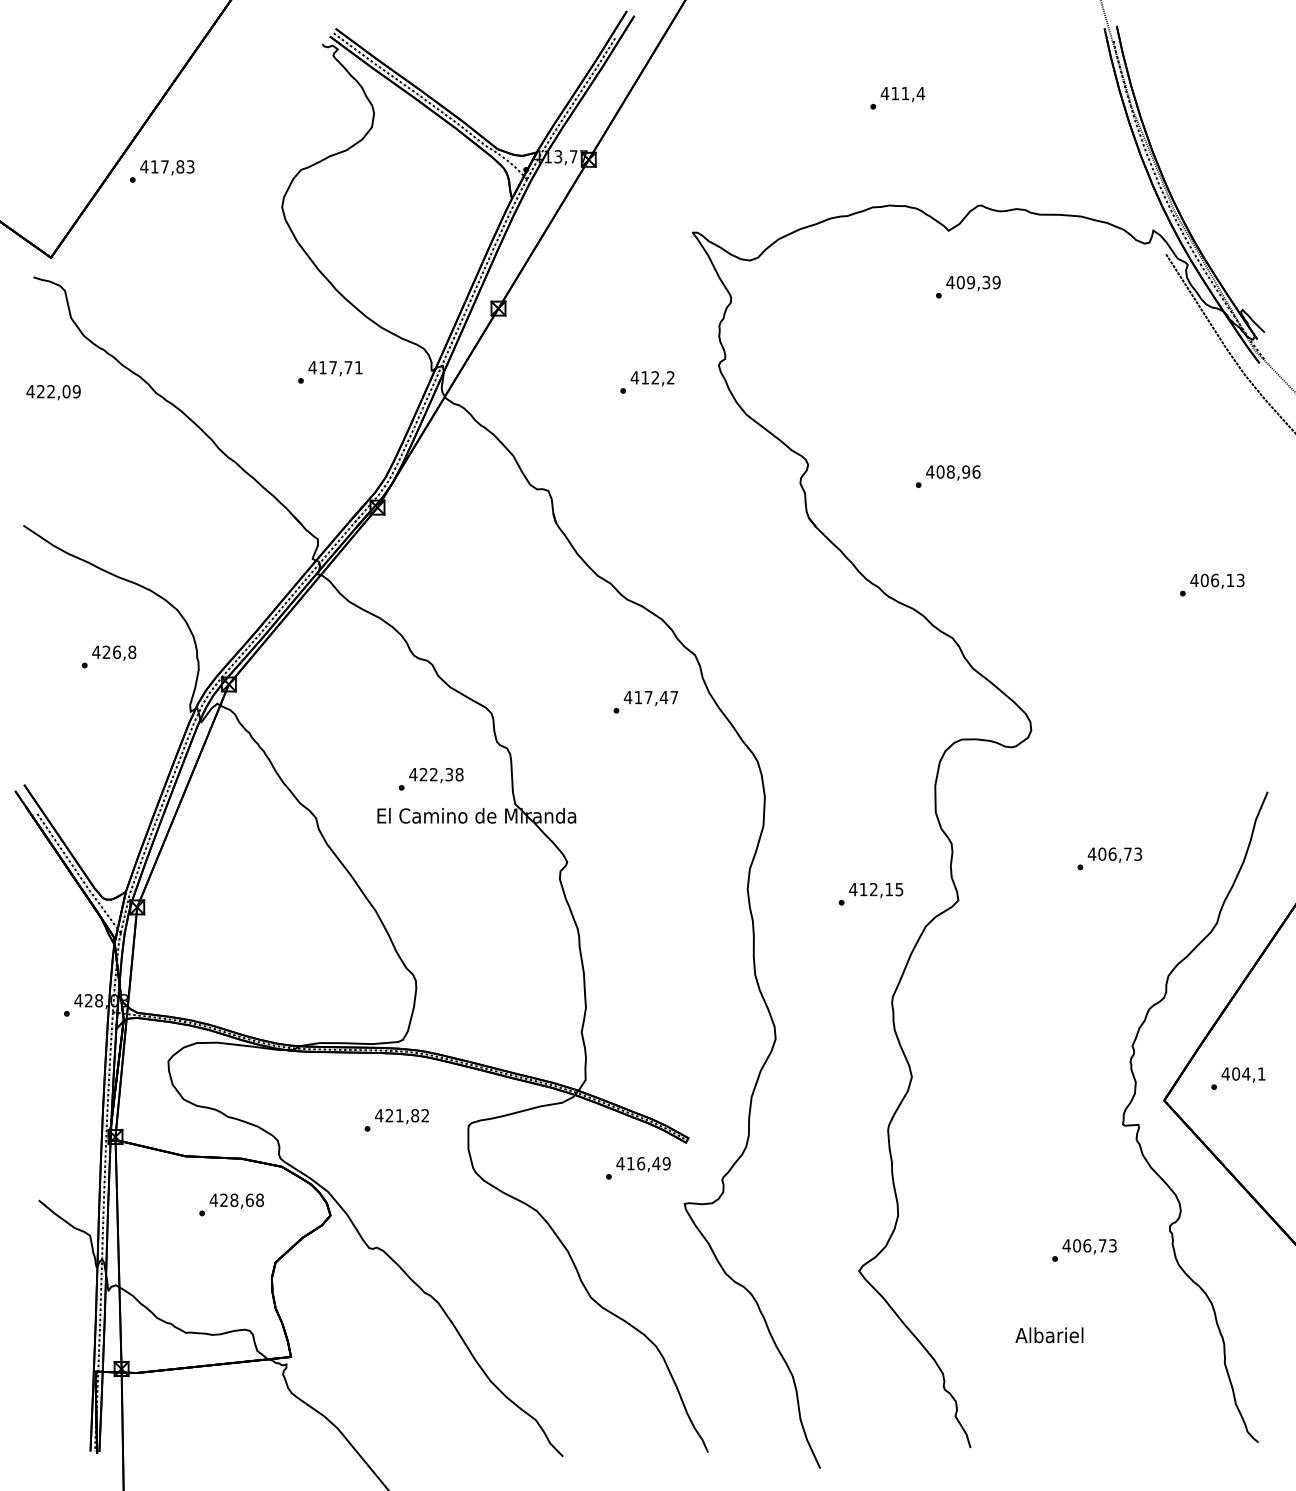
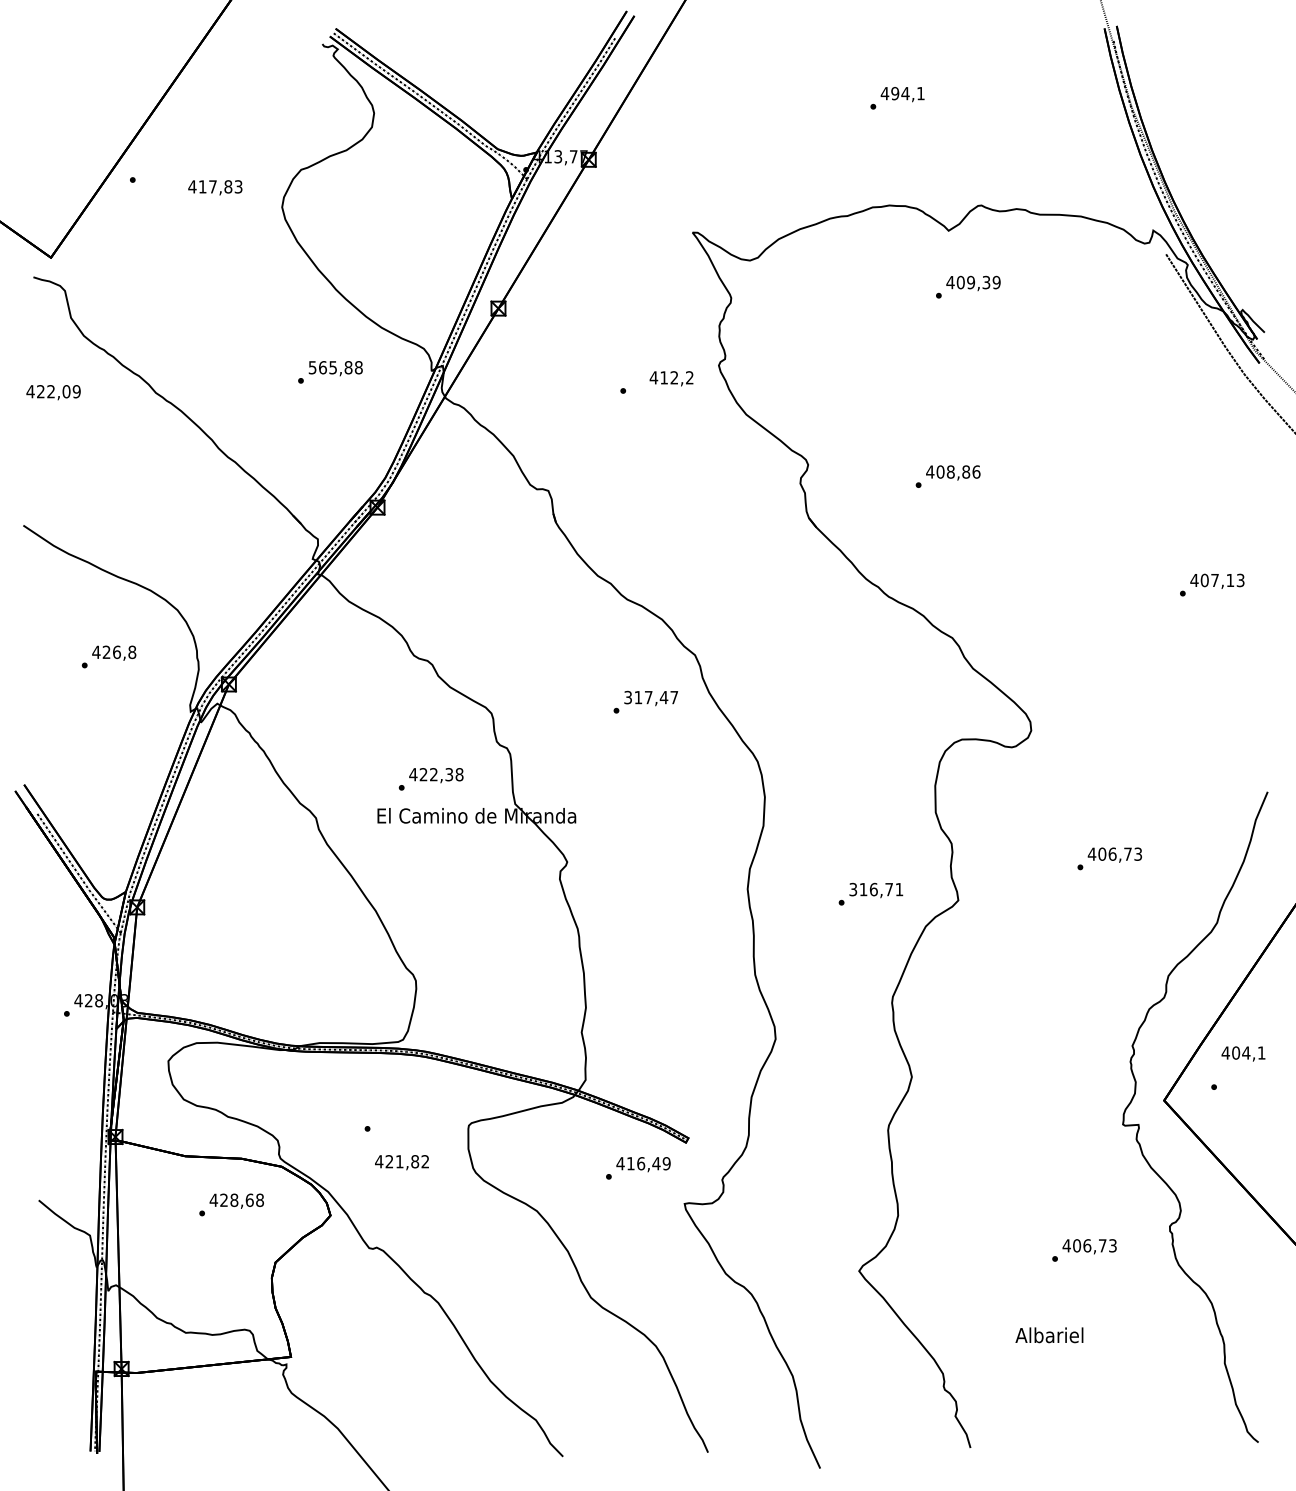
text: 411,4 -> 494,1 (908, 93)
text position: (167, 167) -> (215, 187) (215, 187)
text: 417,71 -> 565,88 (335, 367)
text position: (652, 378) -> (671, 378) (671, 378)
text: 408,96 -> 408,86 (966, 471)
text: 406,13 -> 407,13 (1215, 580)
text: 417,47 -> 317,47 (627, 697)
text: 412,15 -> 316,71 (876, 889)
text position: (1243, 1074) -> (1243, 1053) (1243, 1053)
text position: (401, 1116) -> (401, 1162) (401, 1162)
